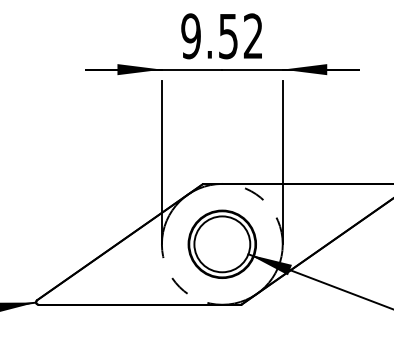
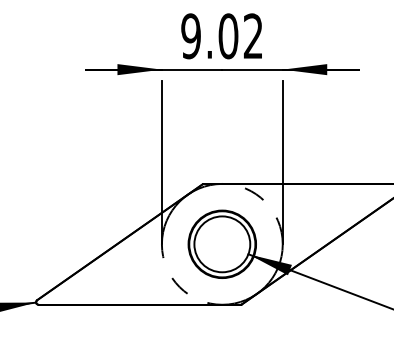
text: 9.52 -> 9.02 (228, 36)
